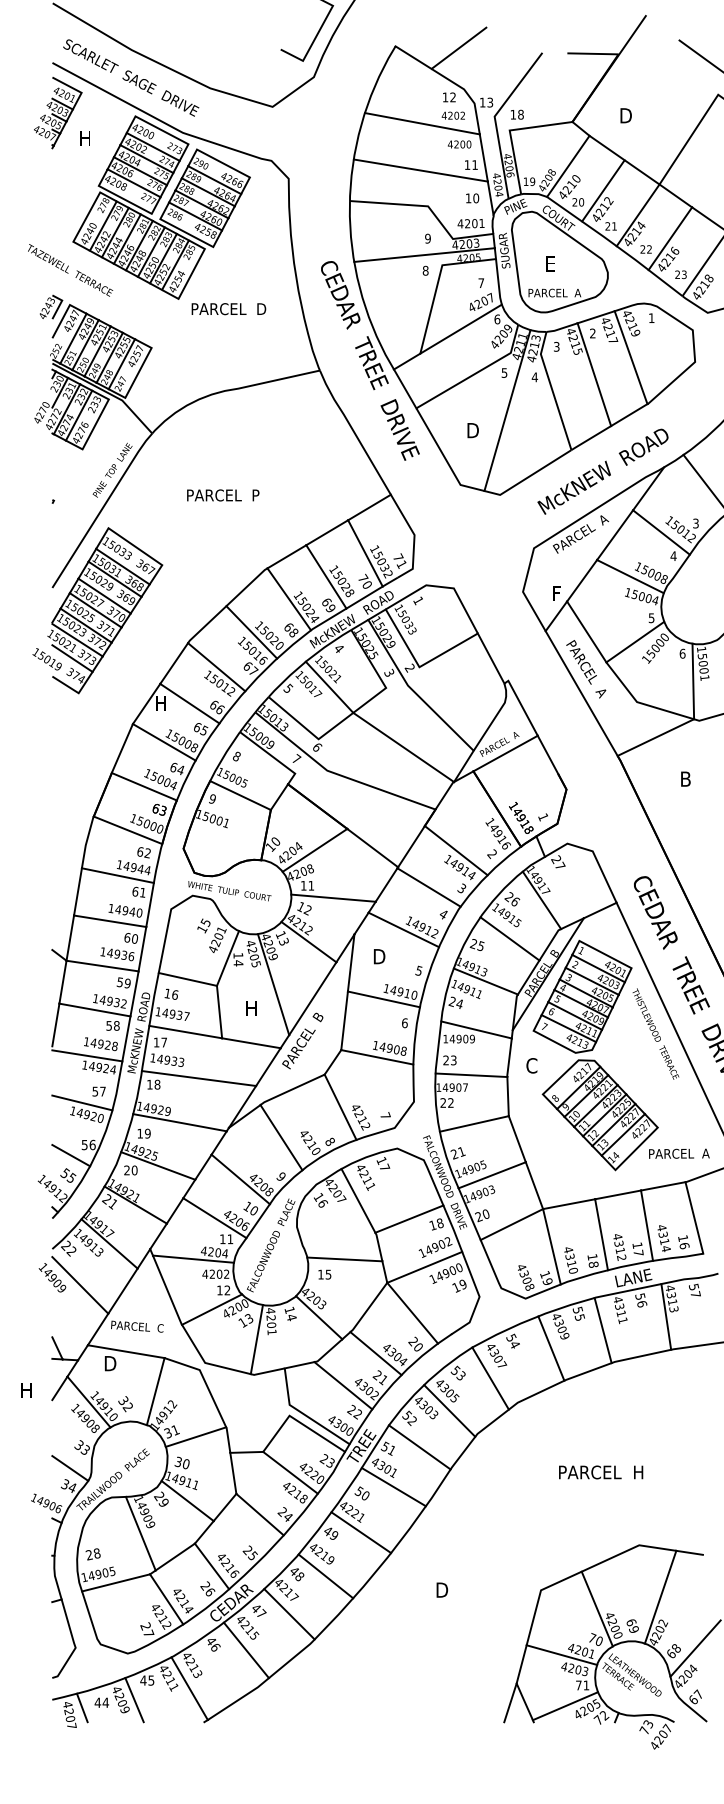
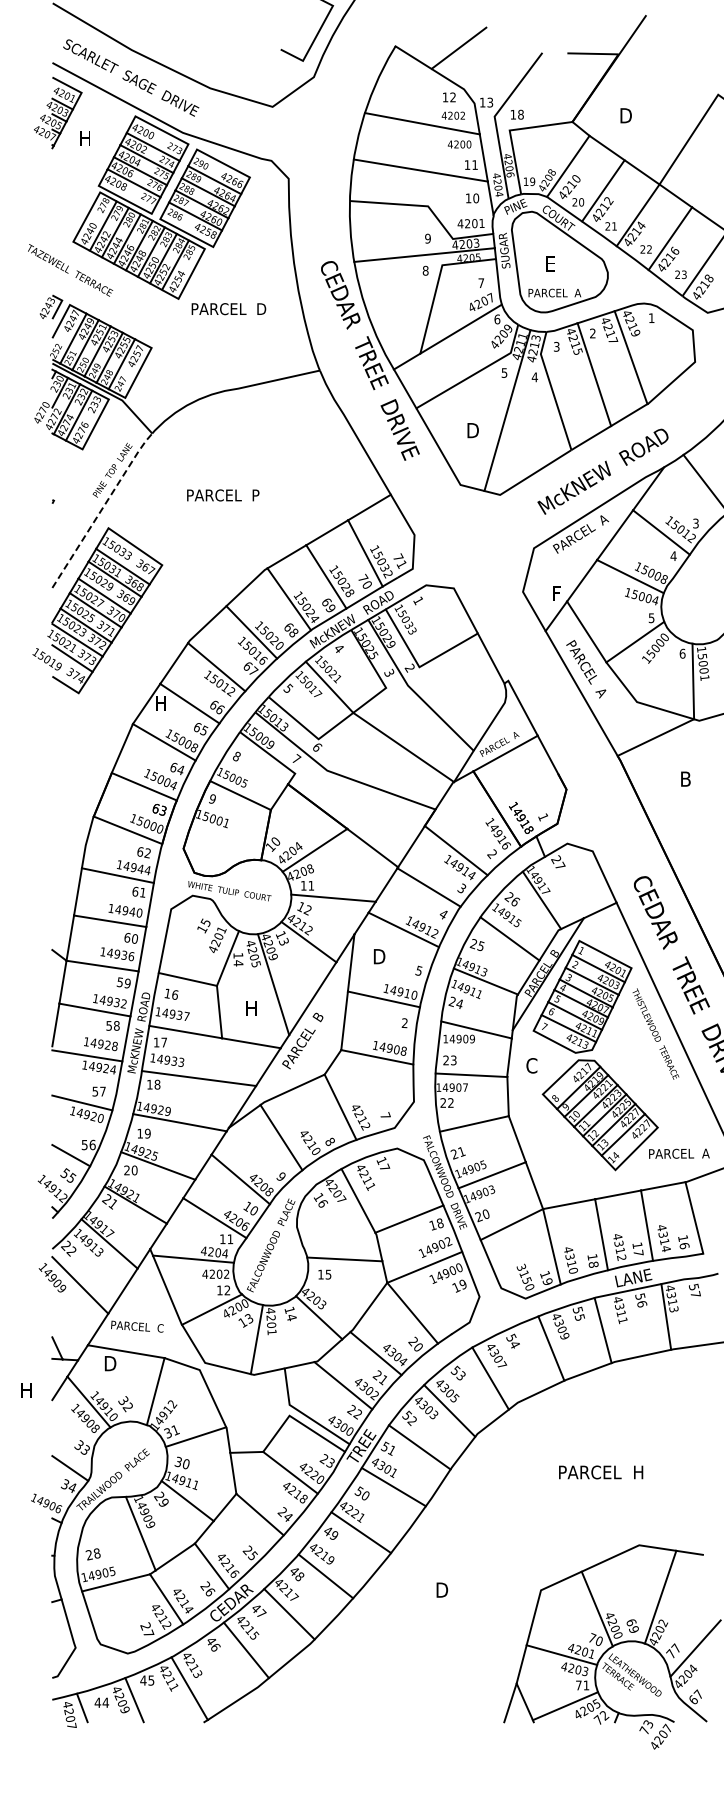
line: present -> none (699, 55)
line: solid -> dashed (102, 508)
text: 6 -> 2 (404, 1023)
text: 4308 -> 3150 (525, 1276)
text: 68 -> 77 (673, 1650)
